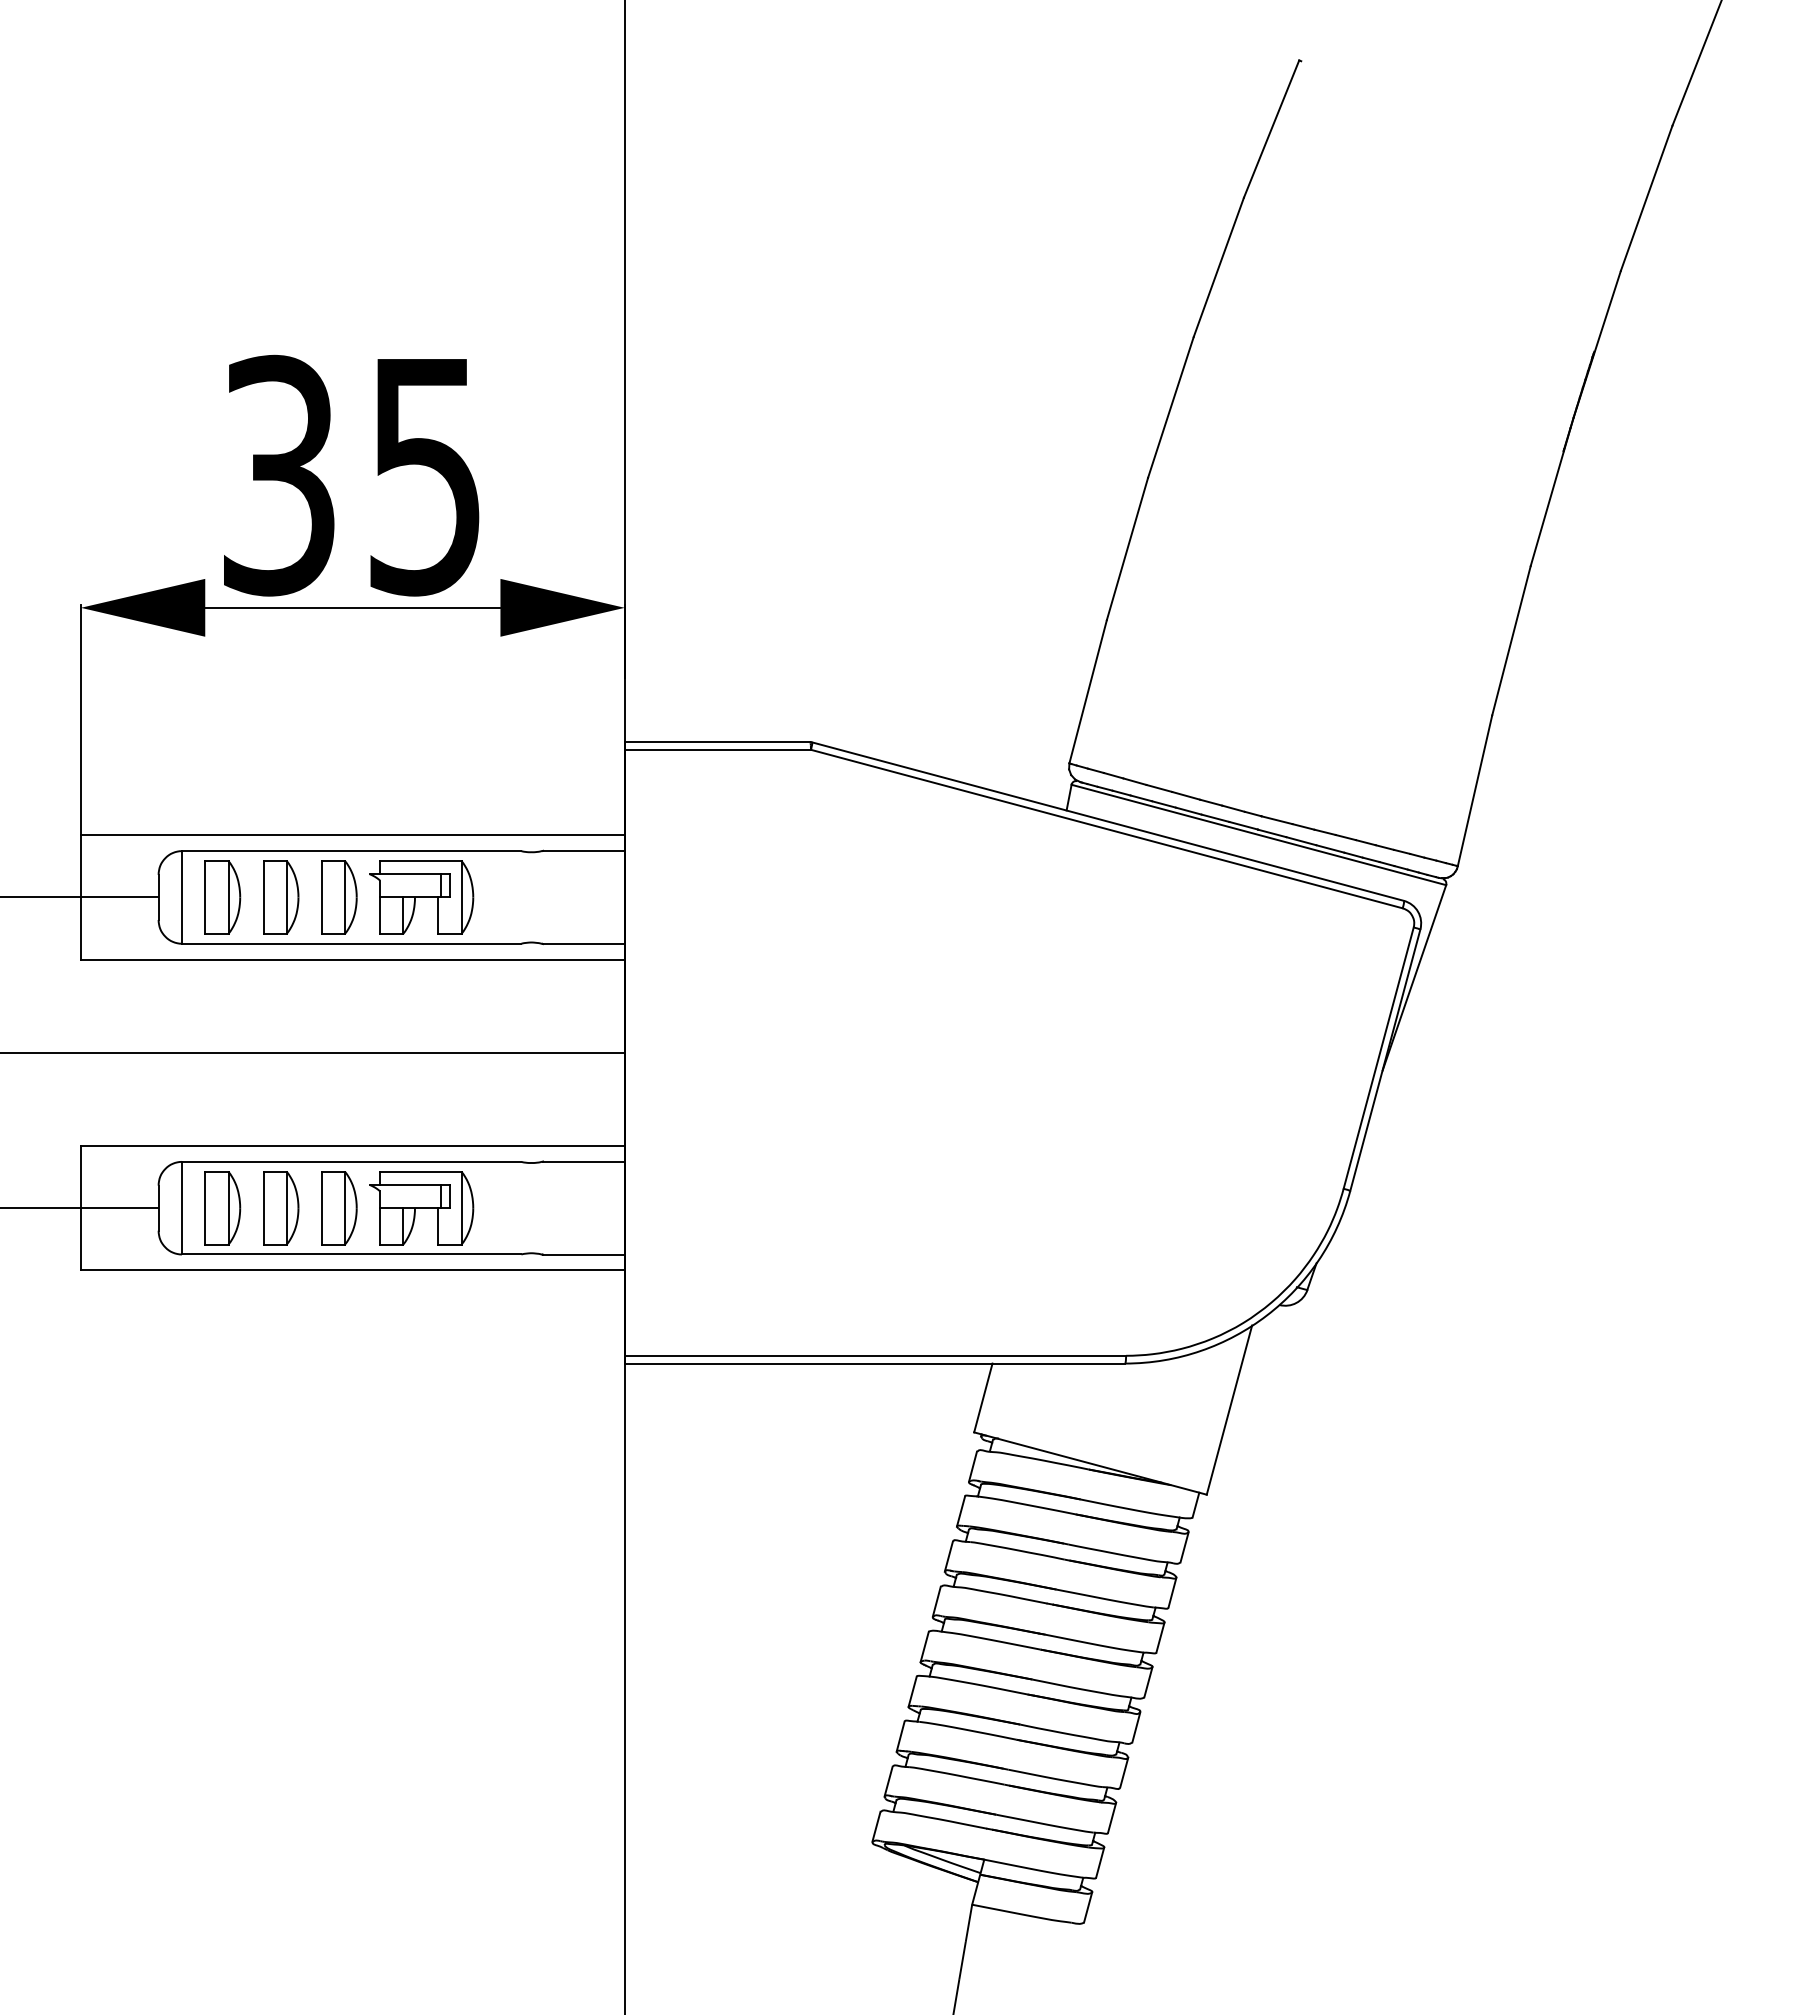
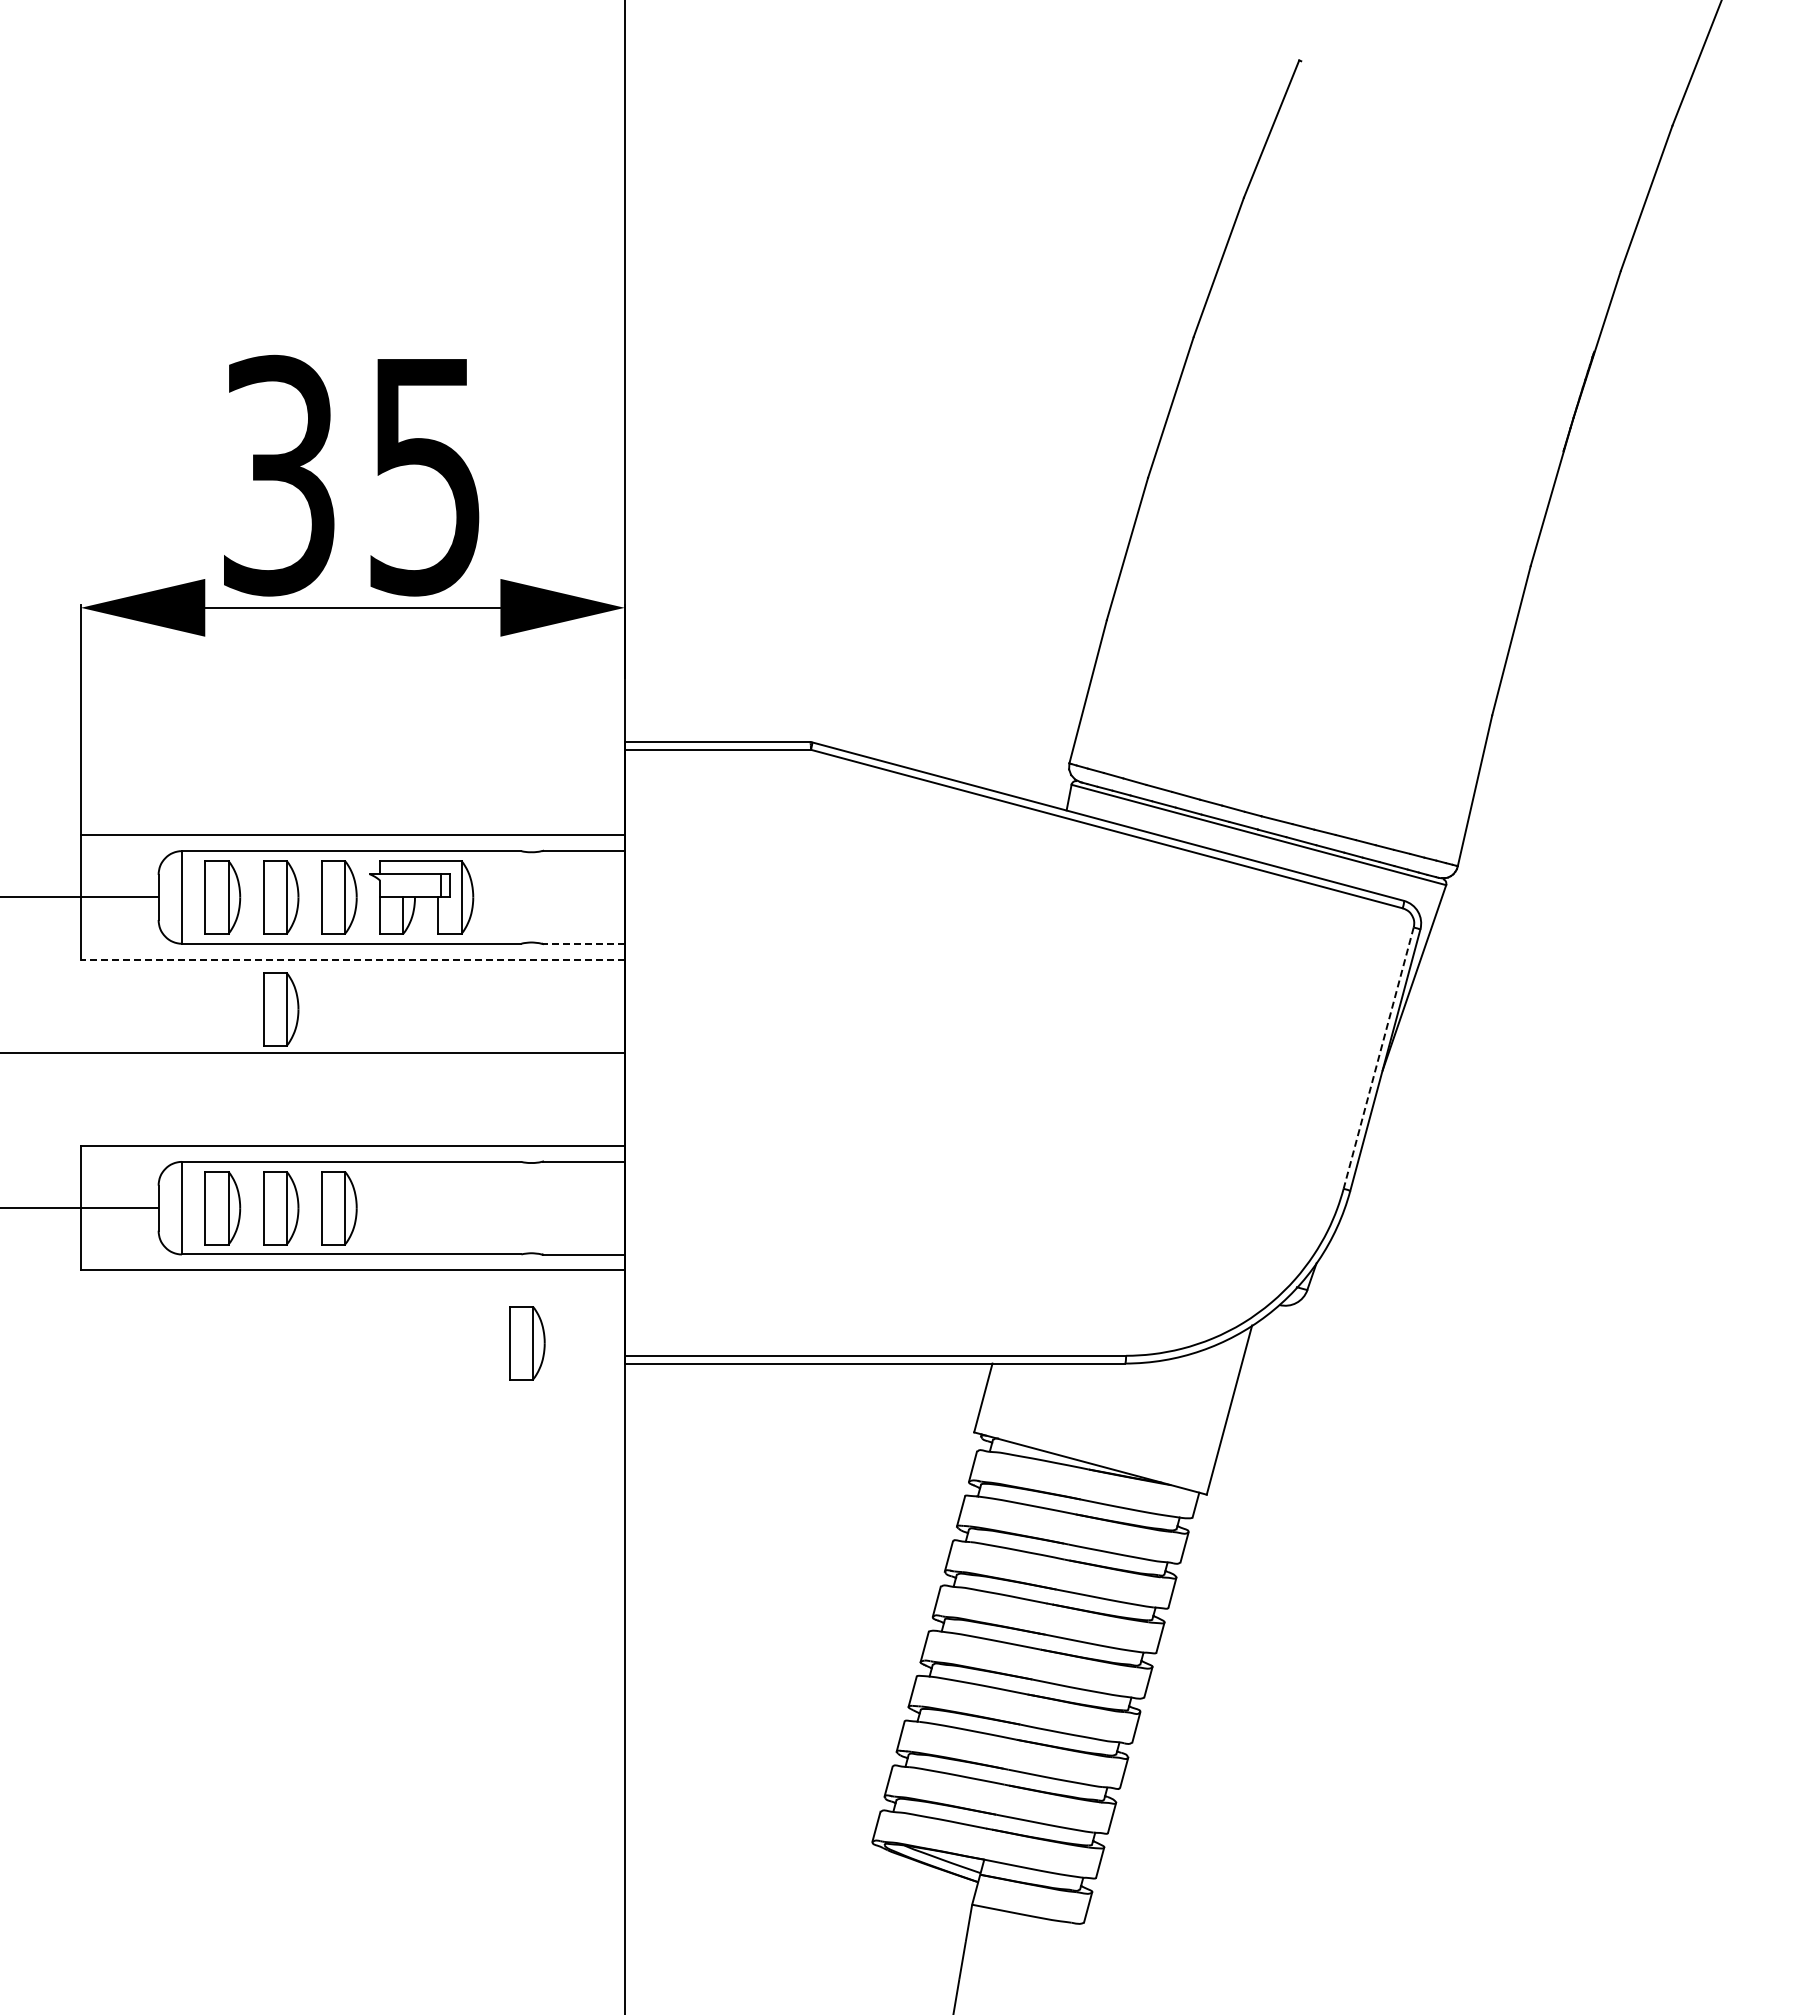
line: solid -> dashed (583, 944)
line: solid -> dashed (352, 959)
part: none -> present (281, 1009)
line: solid -> dashed (1378, 1058)
part: present -> none (421, 1208)
part: none -> present (527, 1343)
